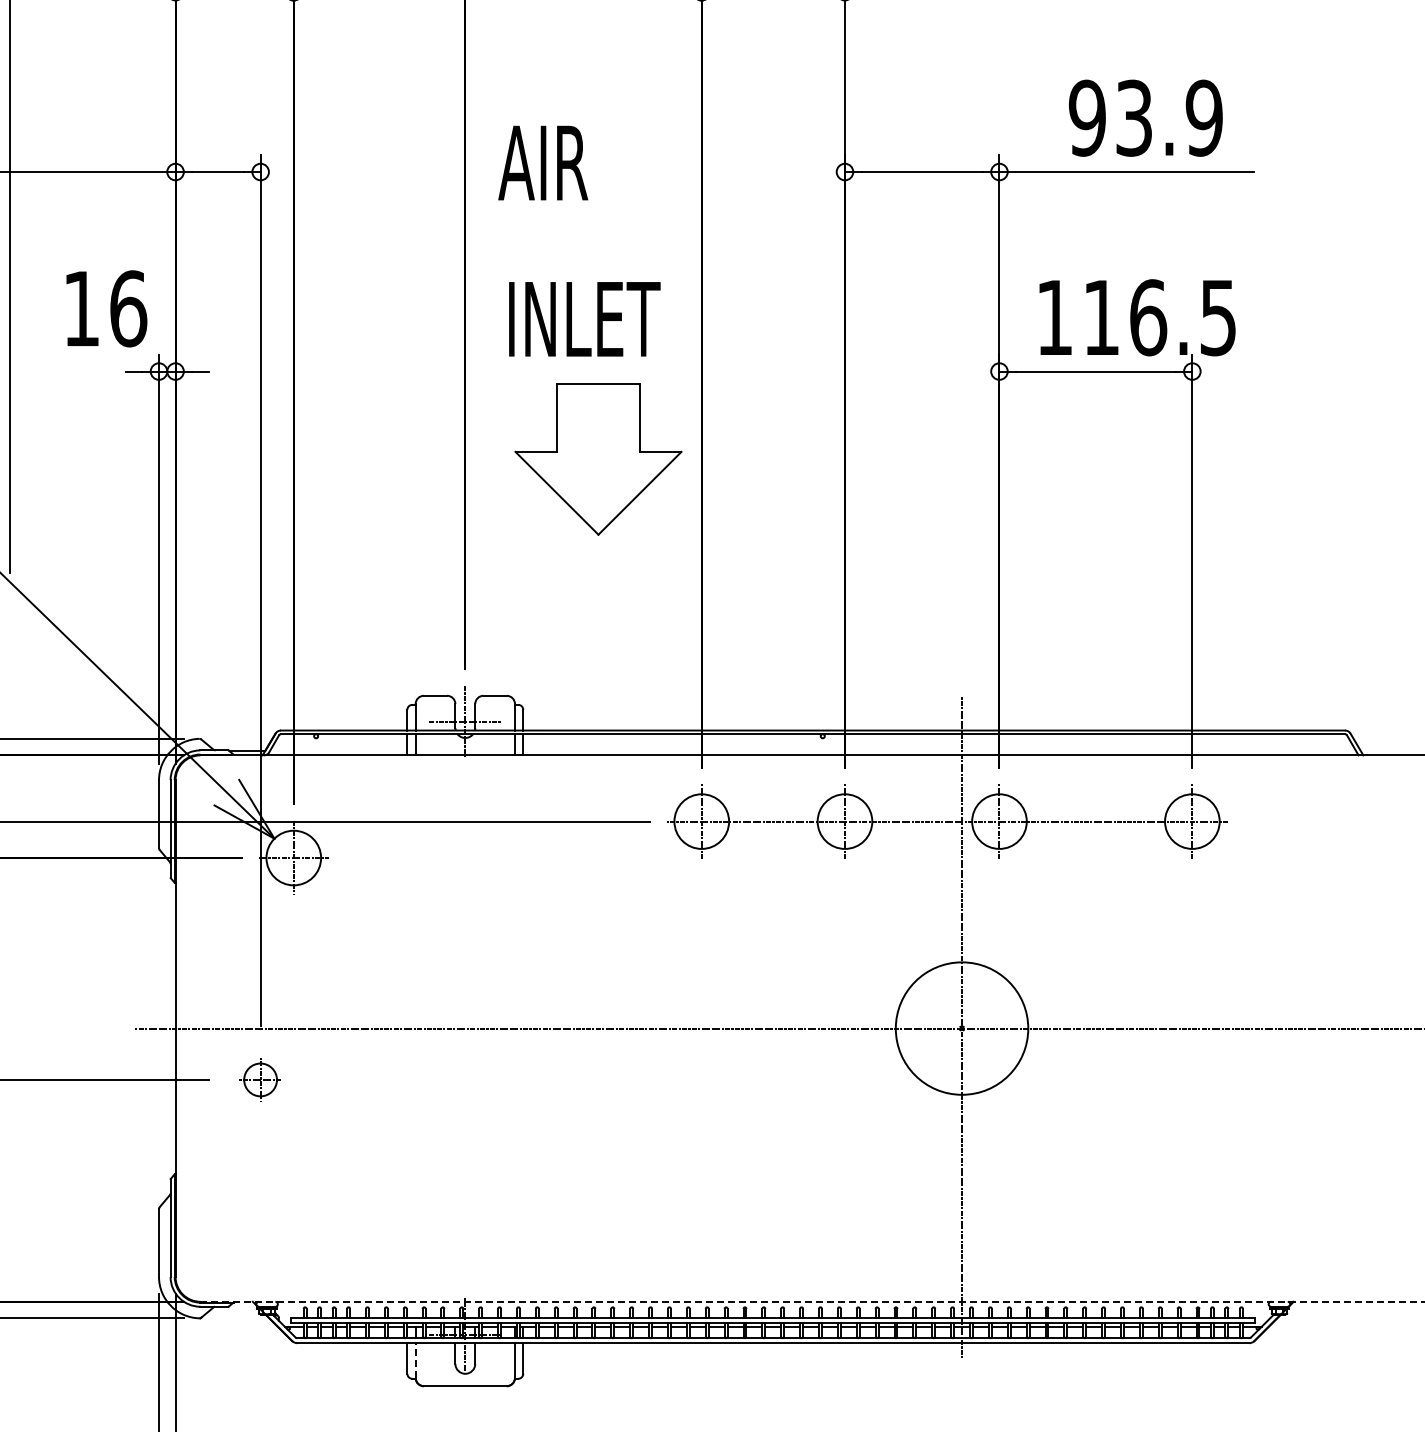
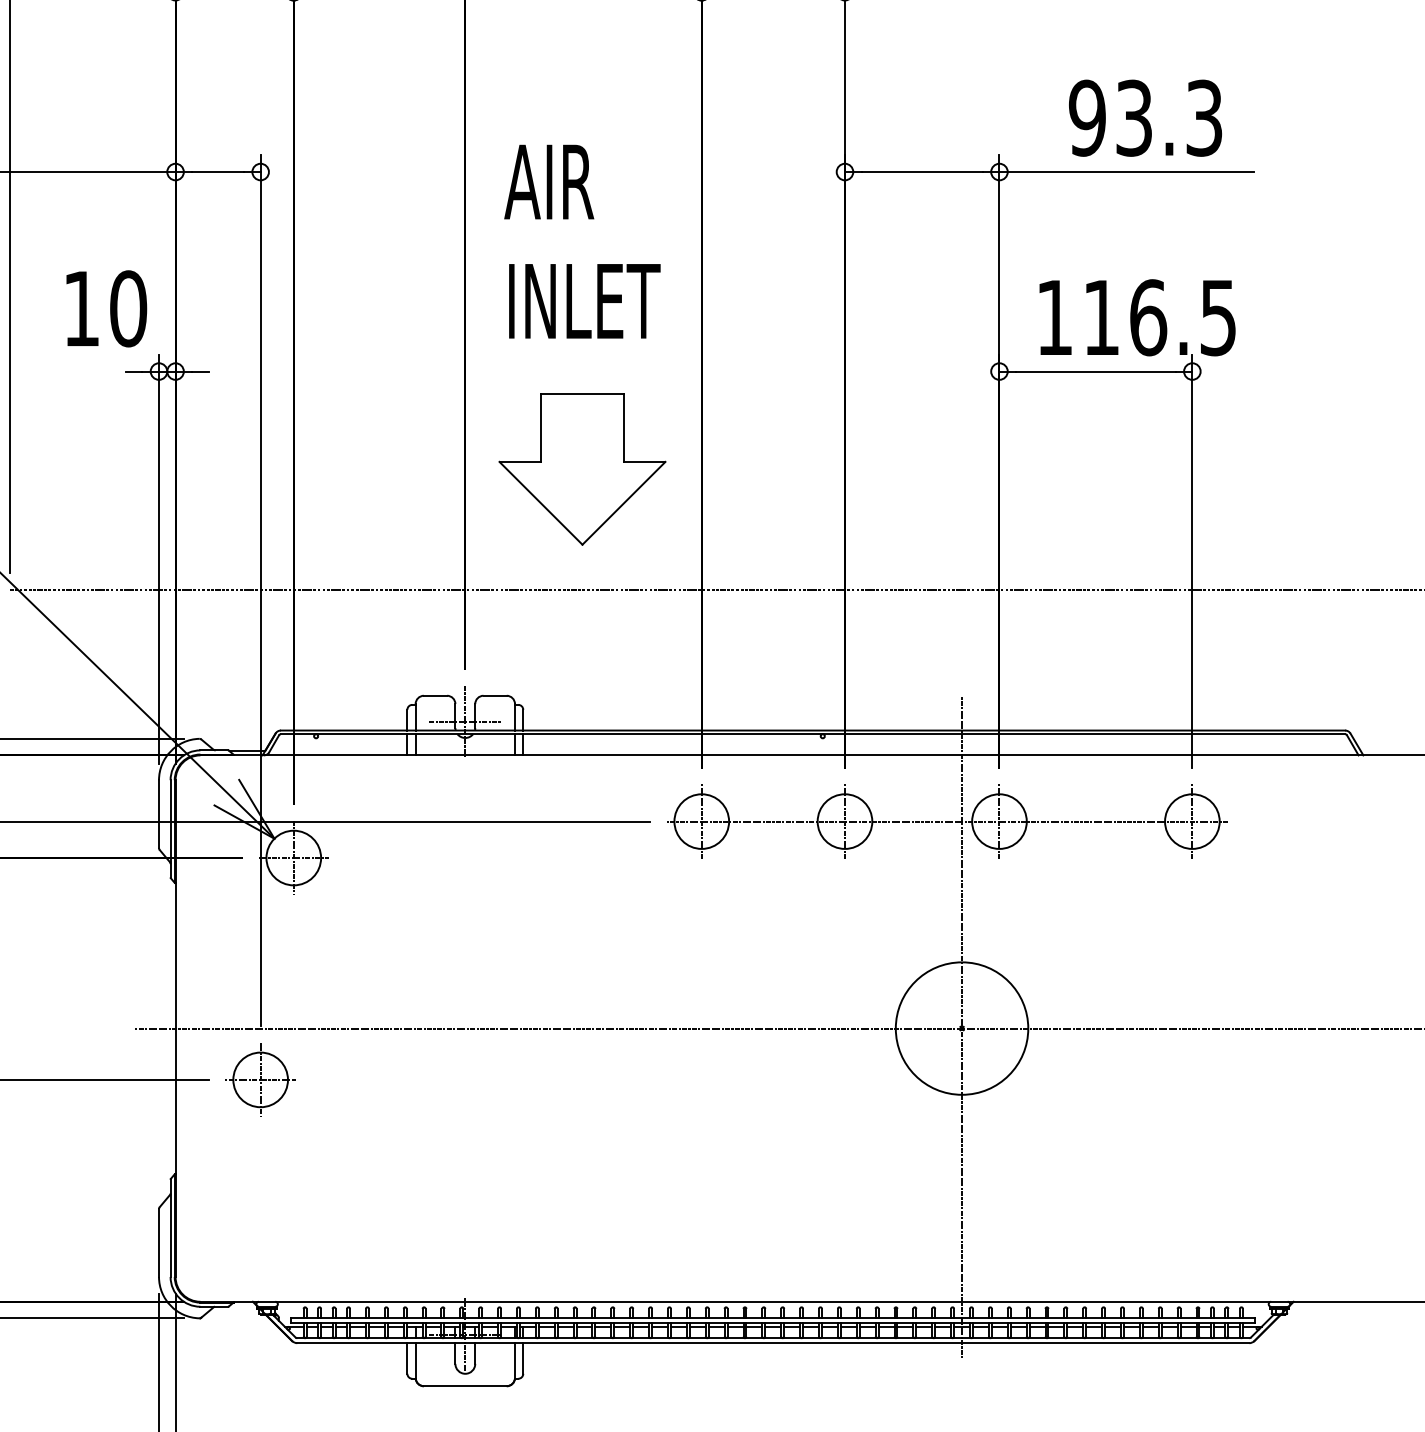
text: 93.9 -> 93.3 (1203, 117)
text position: (543, 162) -> (549, 181) (549, 181)
text: 16 -> 10 (128, 308)
text position: (584, 319) -> (584, 301) (584, 301)
part position: (598, 459) -> (582, 469) (582, 469)
line: none -> present (715, 589)
part size: 42x44 px -> 71x74 px (260, 1079)
line: dashed -> solid (813, 1301)
line: dashed -> solid (415, 1360)
